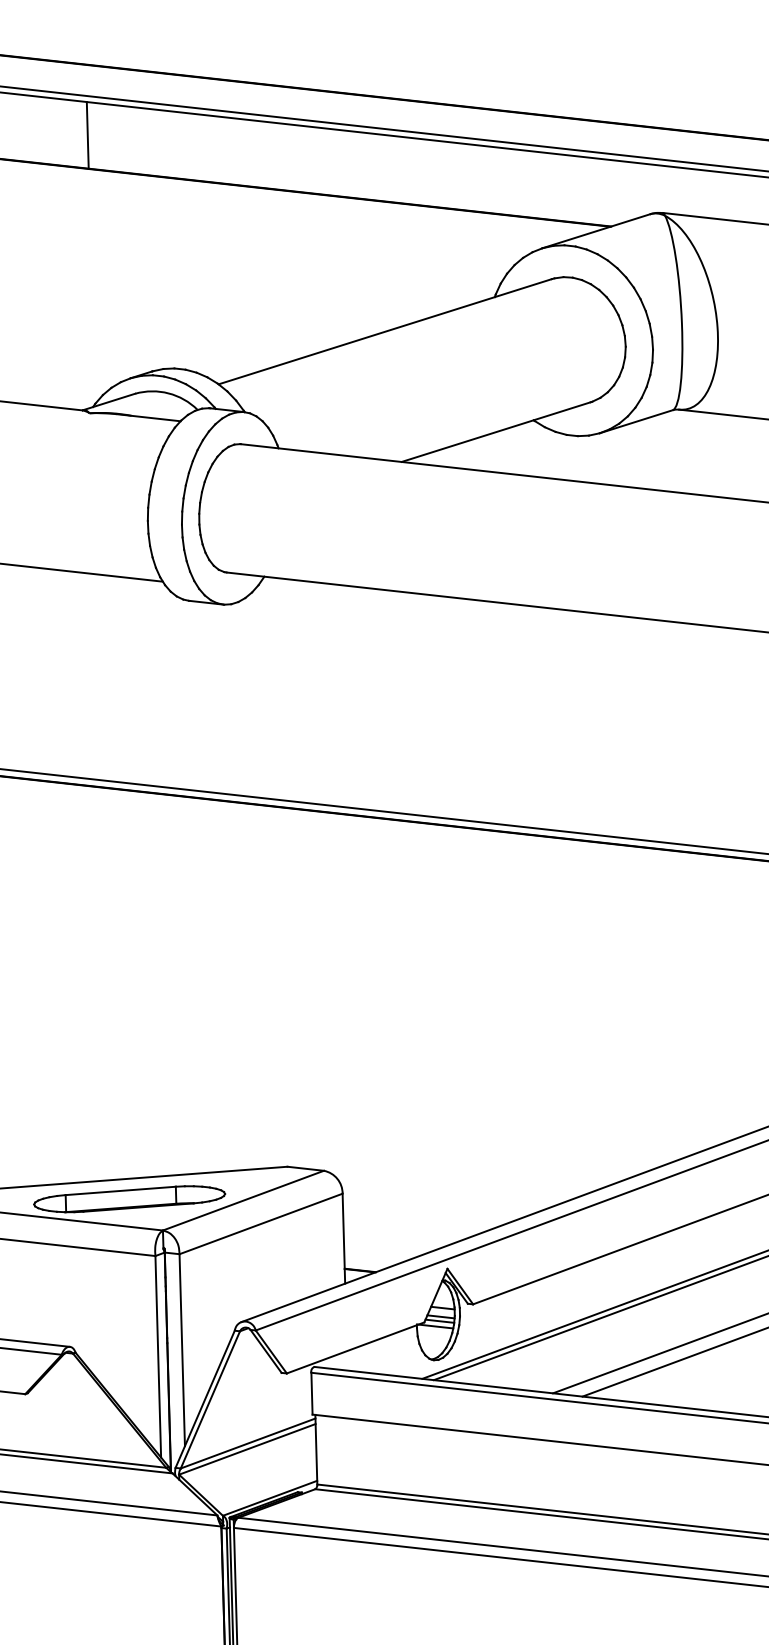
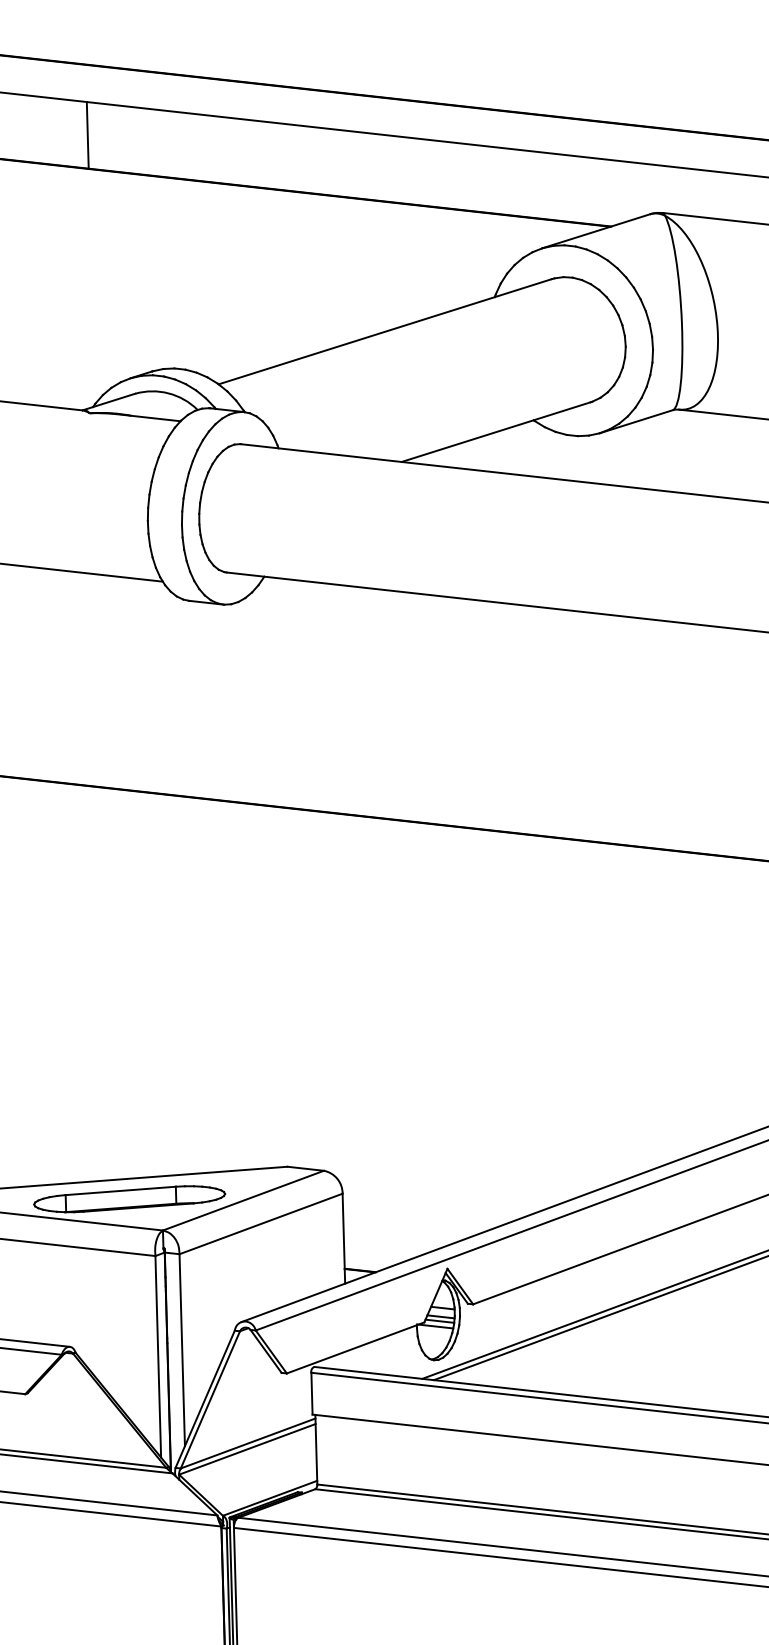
line: present -> none (383, 128)
line: present -> none (383, 811)
line: present -> none (659, 1353)
line: present -> none (673, 1362)
